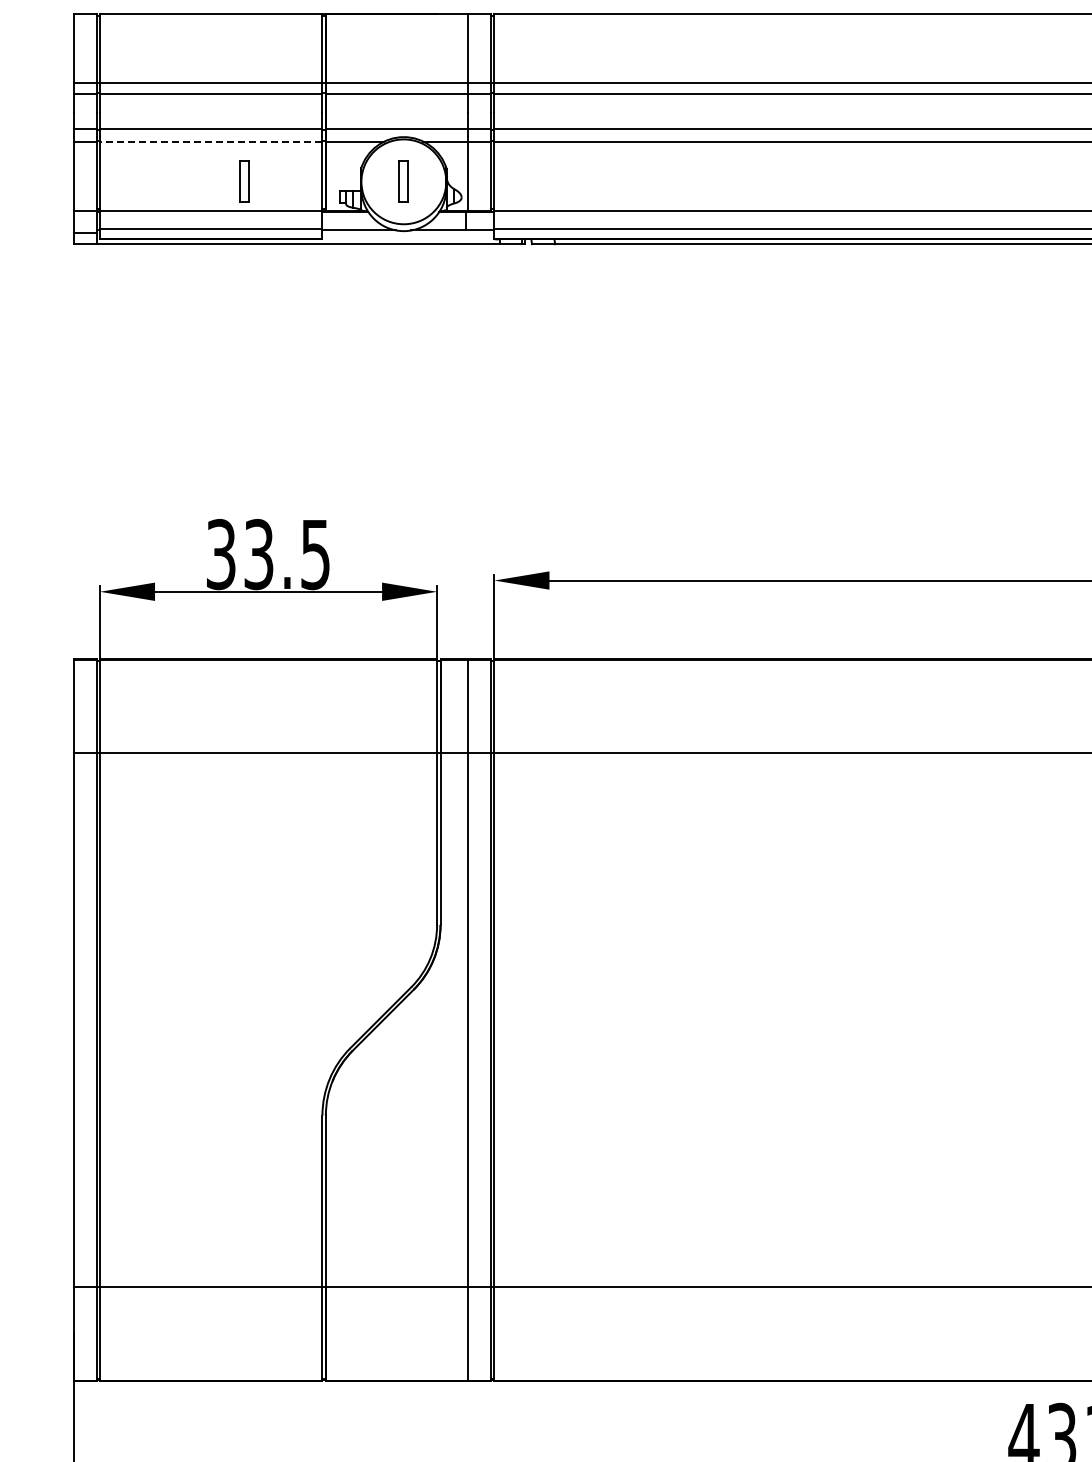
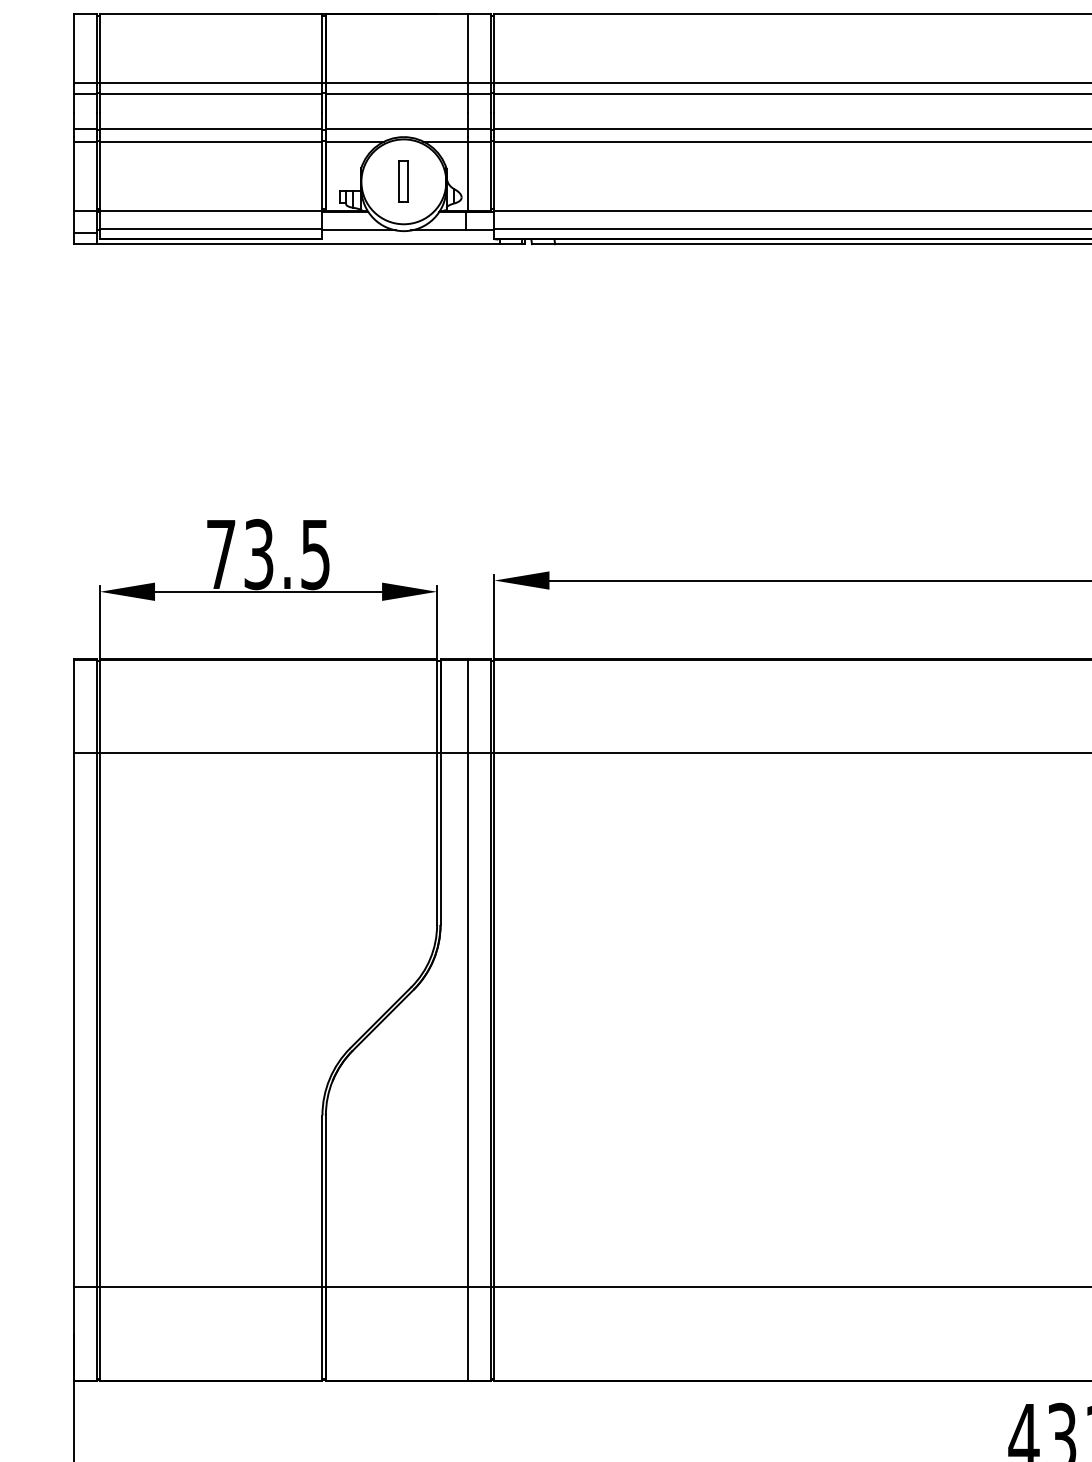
line: dashed -> solid (210, 141)
part: present -> none (244, 181)
text: 33.5 -> 73.5 (221, 554)
